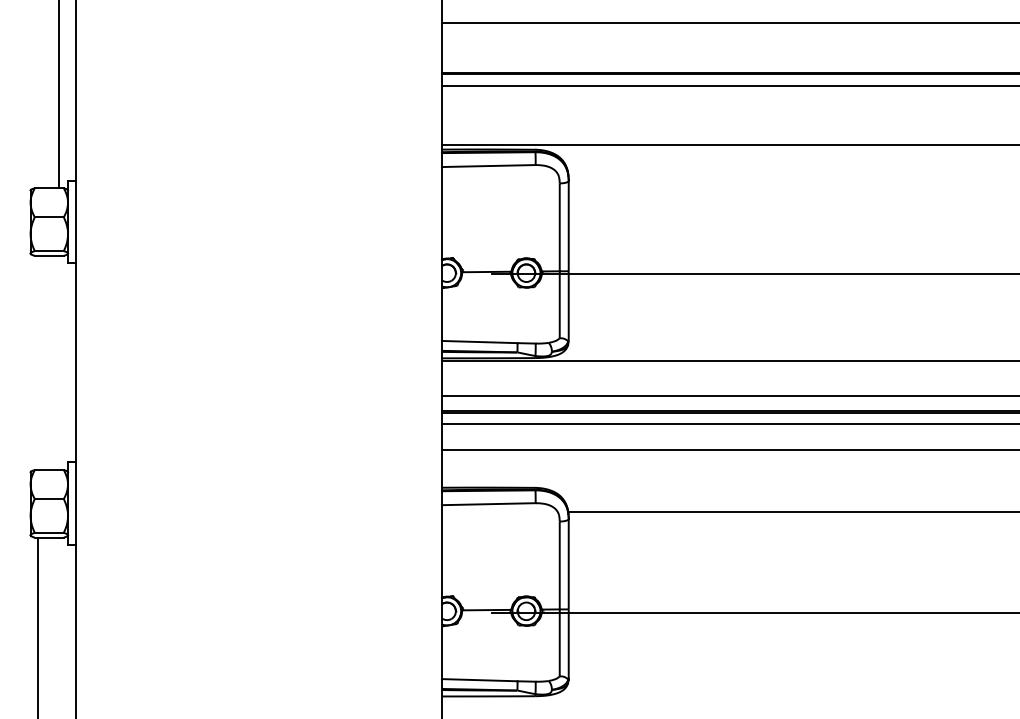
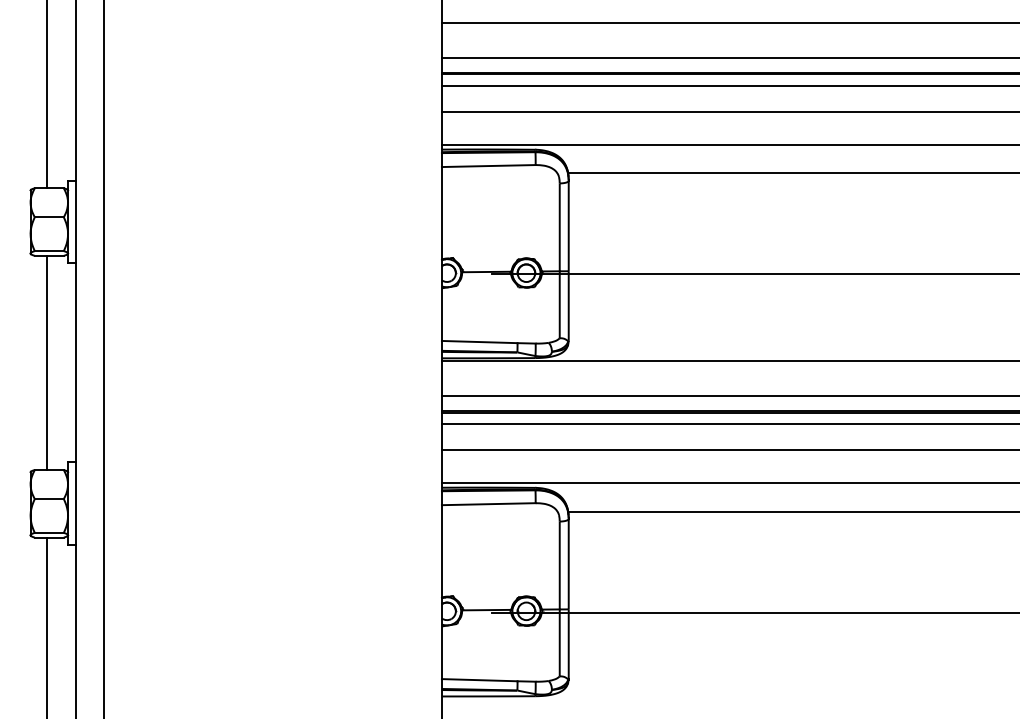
line: none -> present (728, 57)
line position: (59, 95) -> (47, 95) (47, 95)
line: none -> present (728, 111)
line: none -> present (791, 173)
line: none -> present (103, 358)
line: none -> present (47, 362)
line: none -> present (728, 483)
line position: (38, 626) -> (47, 626) (47, 626)
